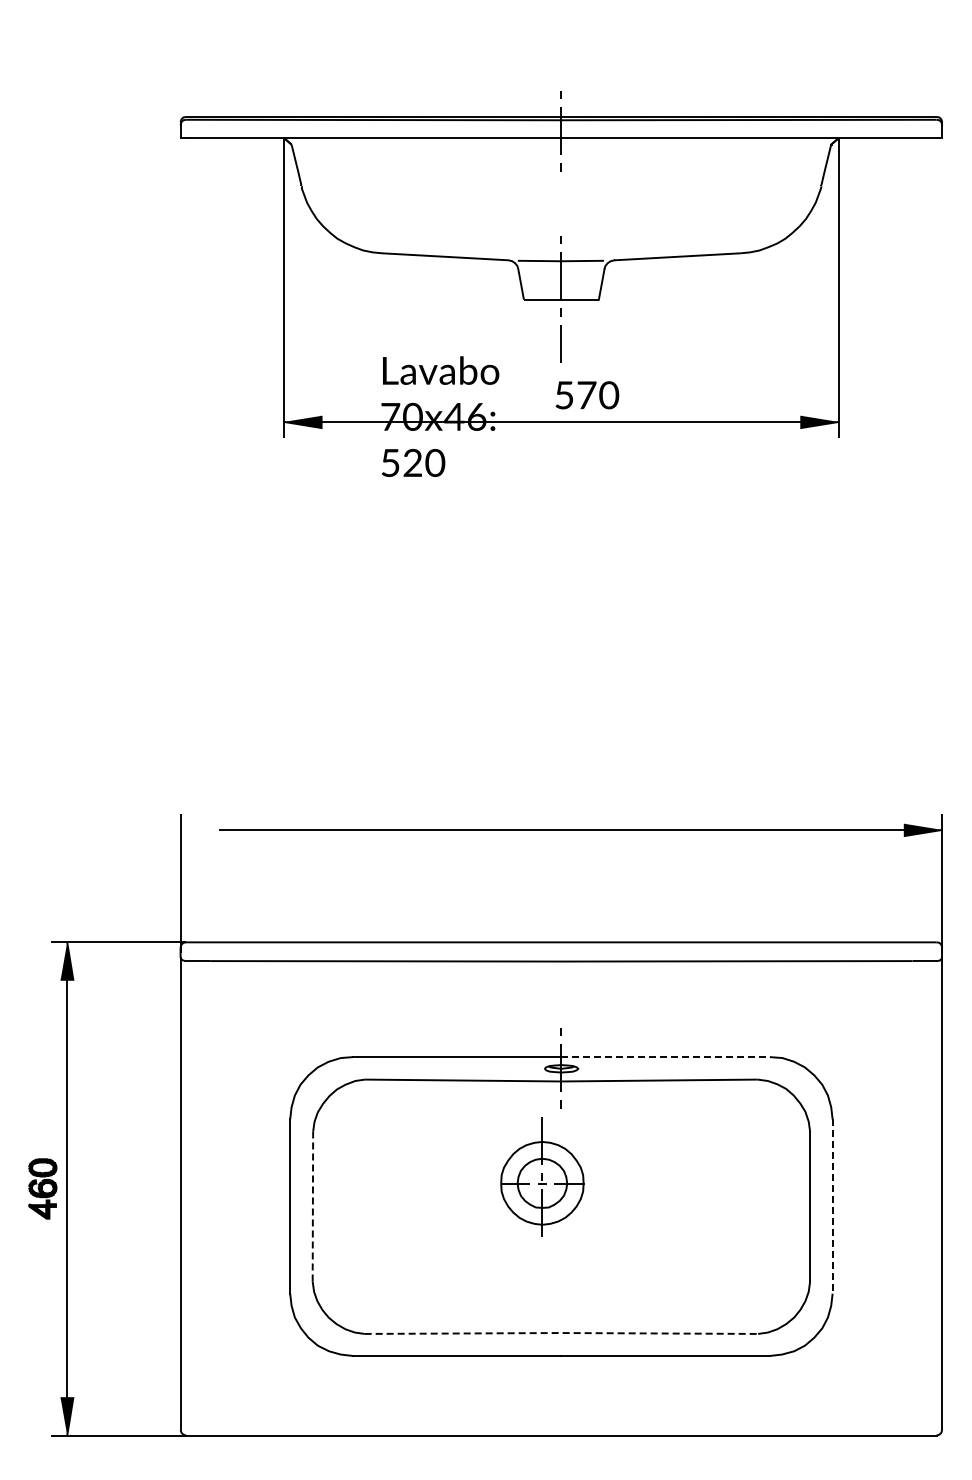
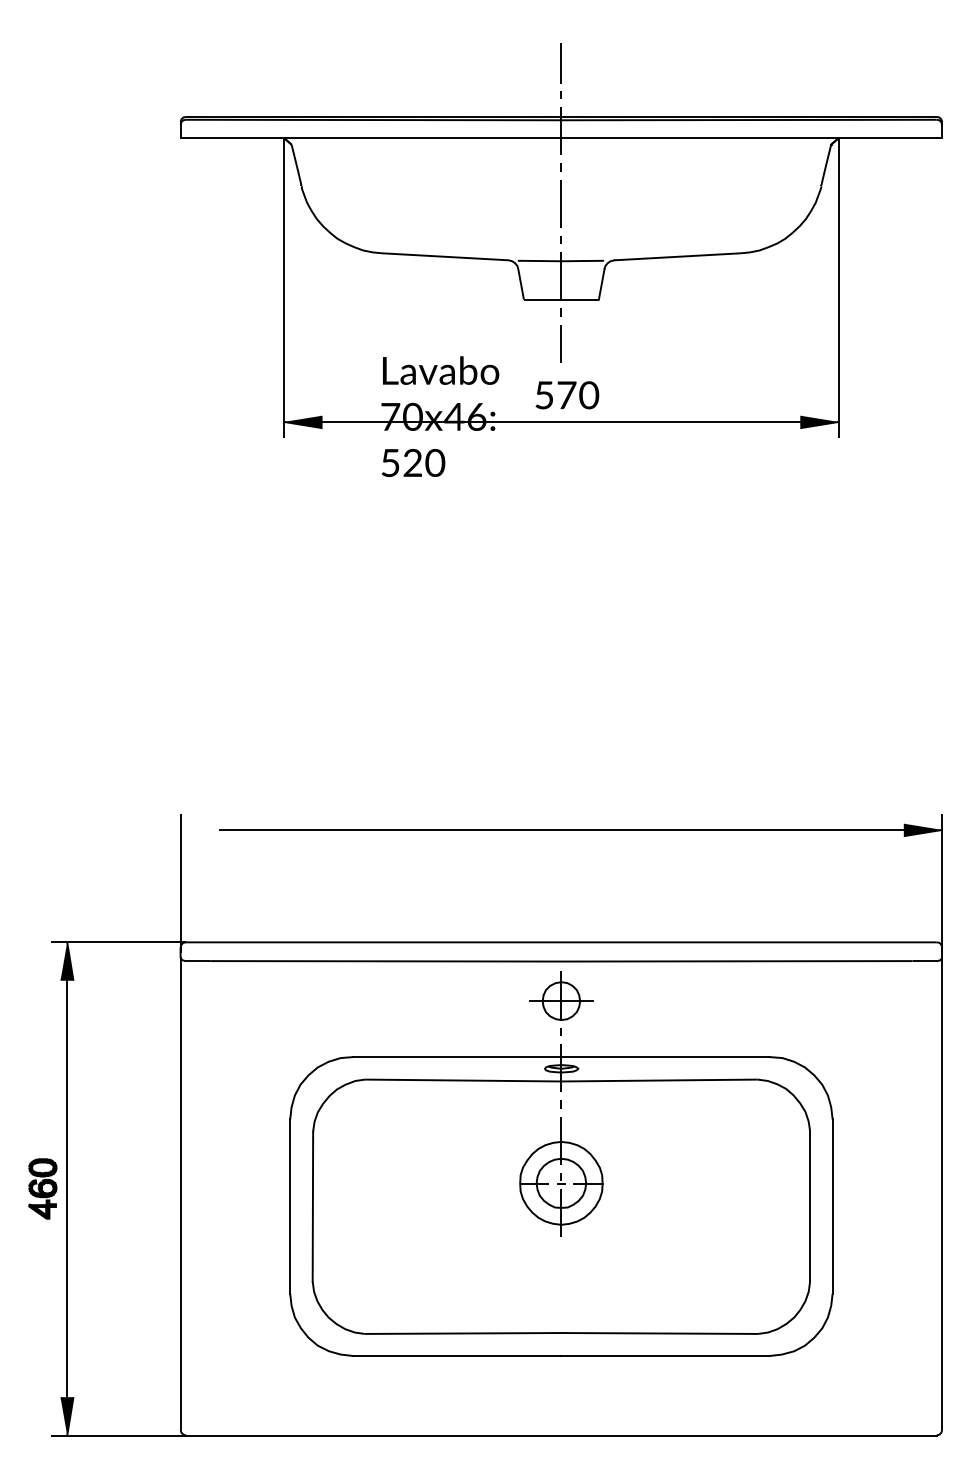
line: none -> present (561, 63)
line: none -> present (560, 203)
text position: (587, 395) -> (567, 395) (567, 395)
part: none -> present (561, 995)
line: dashed -> solid (666, 1057)
part position: (542, 1176) -> (561, 1176) (561, 1176)
line: dashed -> solid (312, 1206)
line: dashed -> solid (832, 1207)
line: dashed -> solid (561, 1333)
